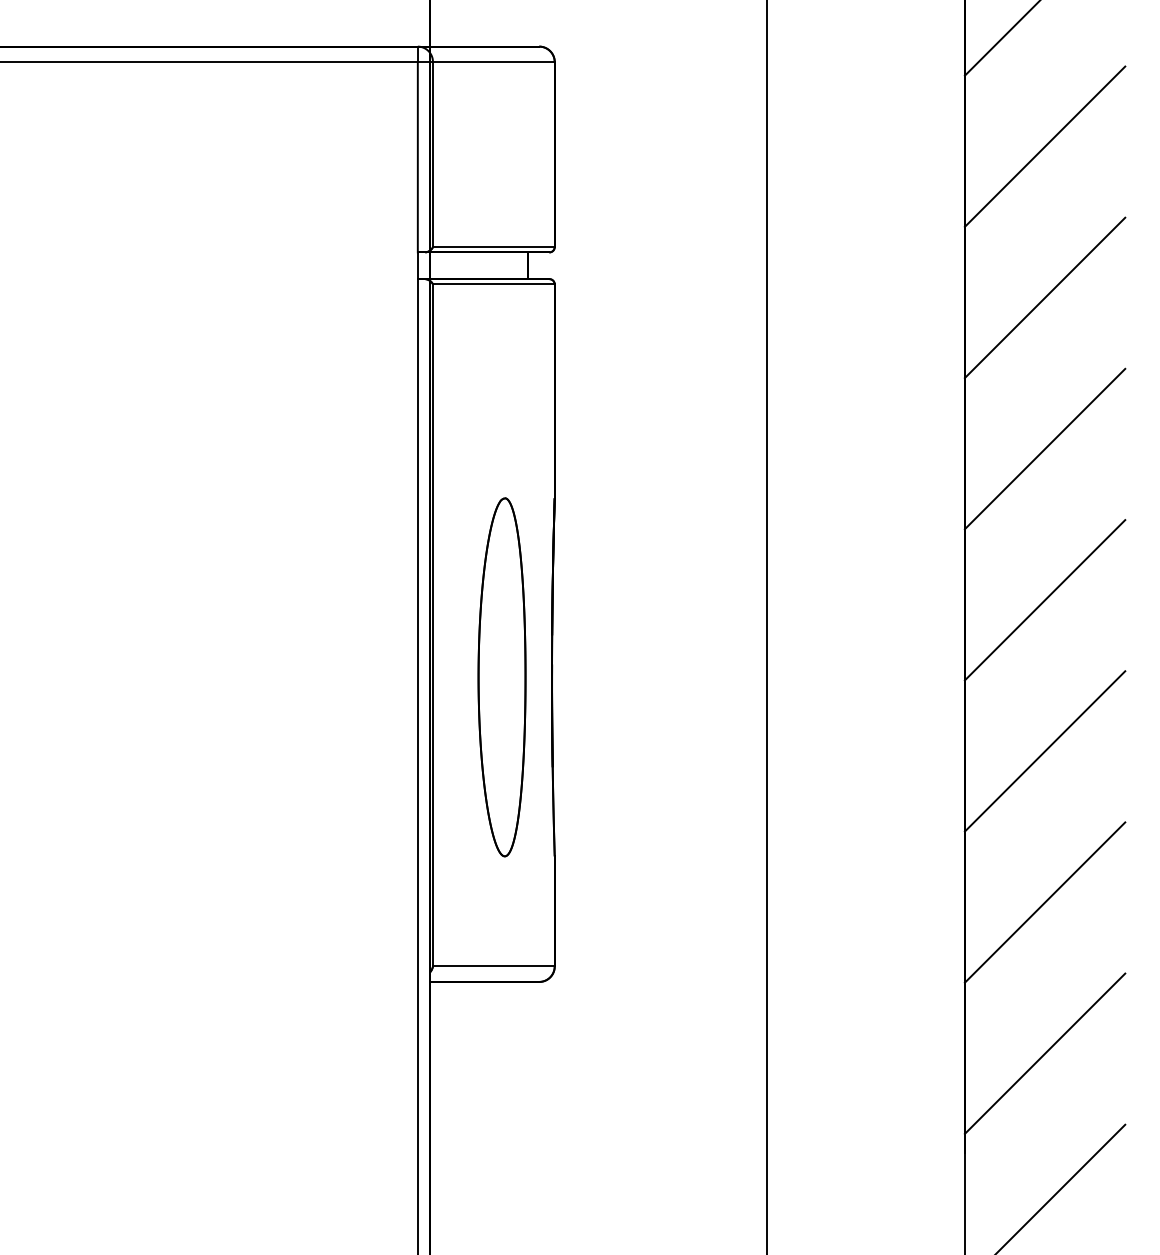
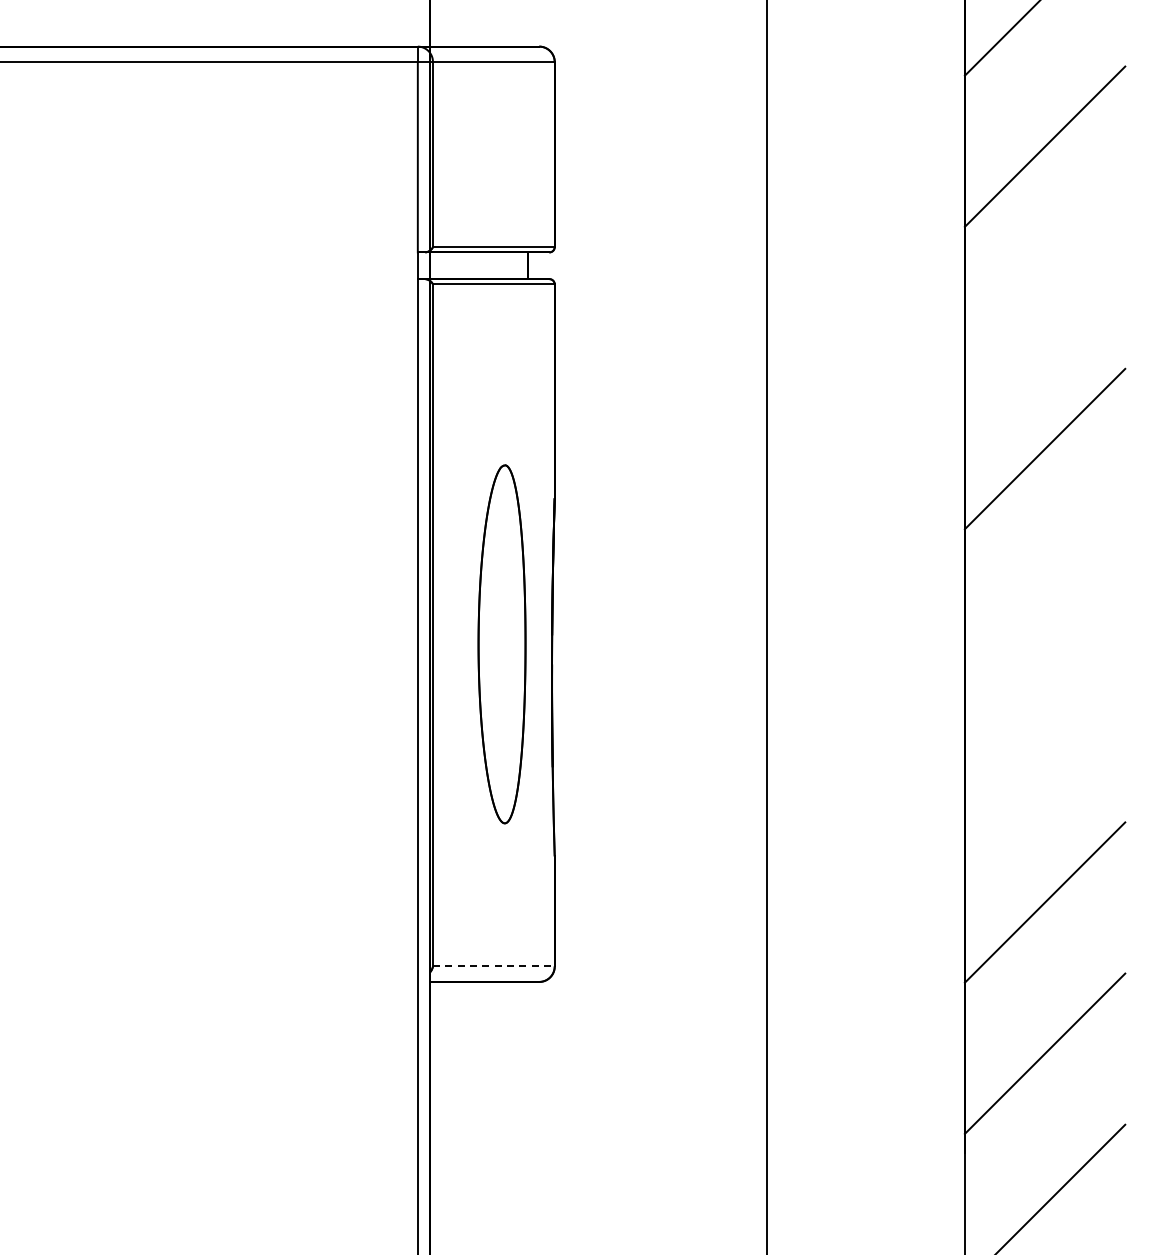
line: present -> none (1044, 297)
line: present -> none (1044, 600)
part position: (501, 677) -> (501, 644) (501, 644)
line: present -> none (1044, 751)
line: solid -> dashed (493, 966)
